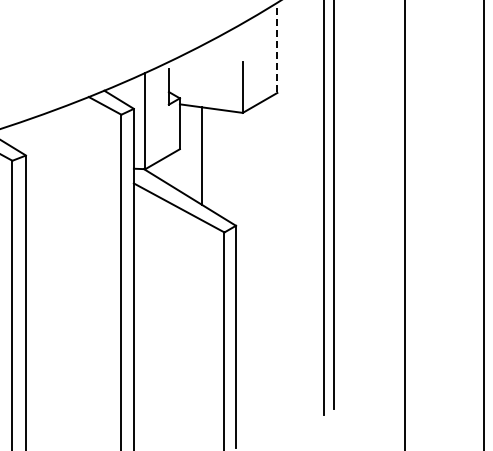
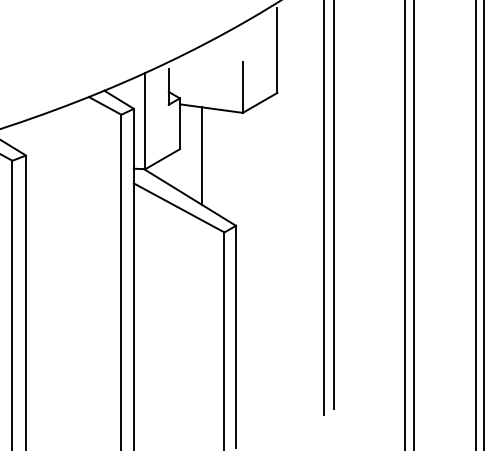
line: dashed -> solid (277, 50)
line: none -> present (413, 224)
line: none -> present (476, 224)
